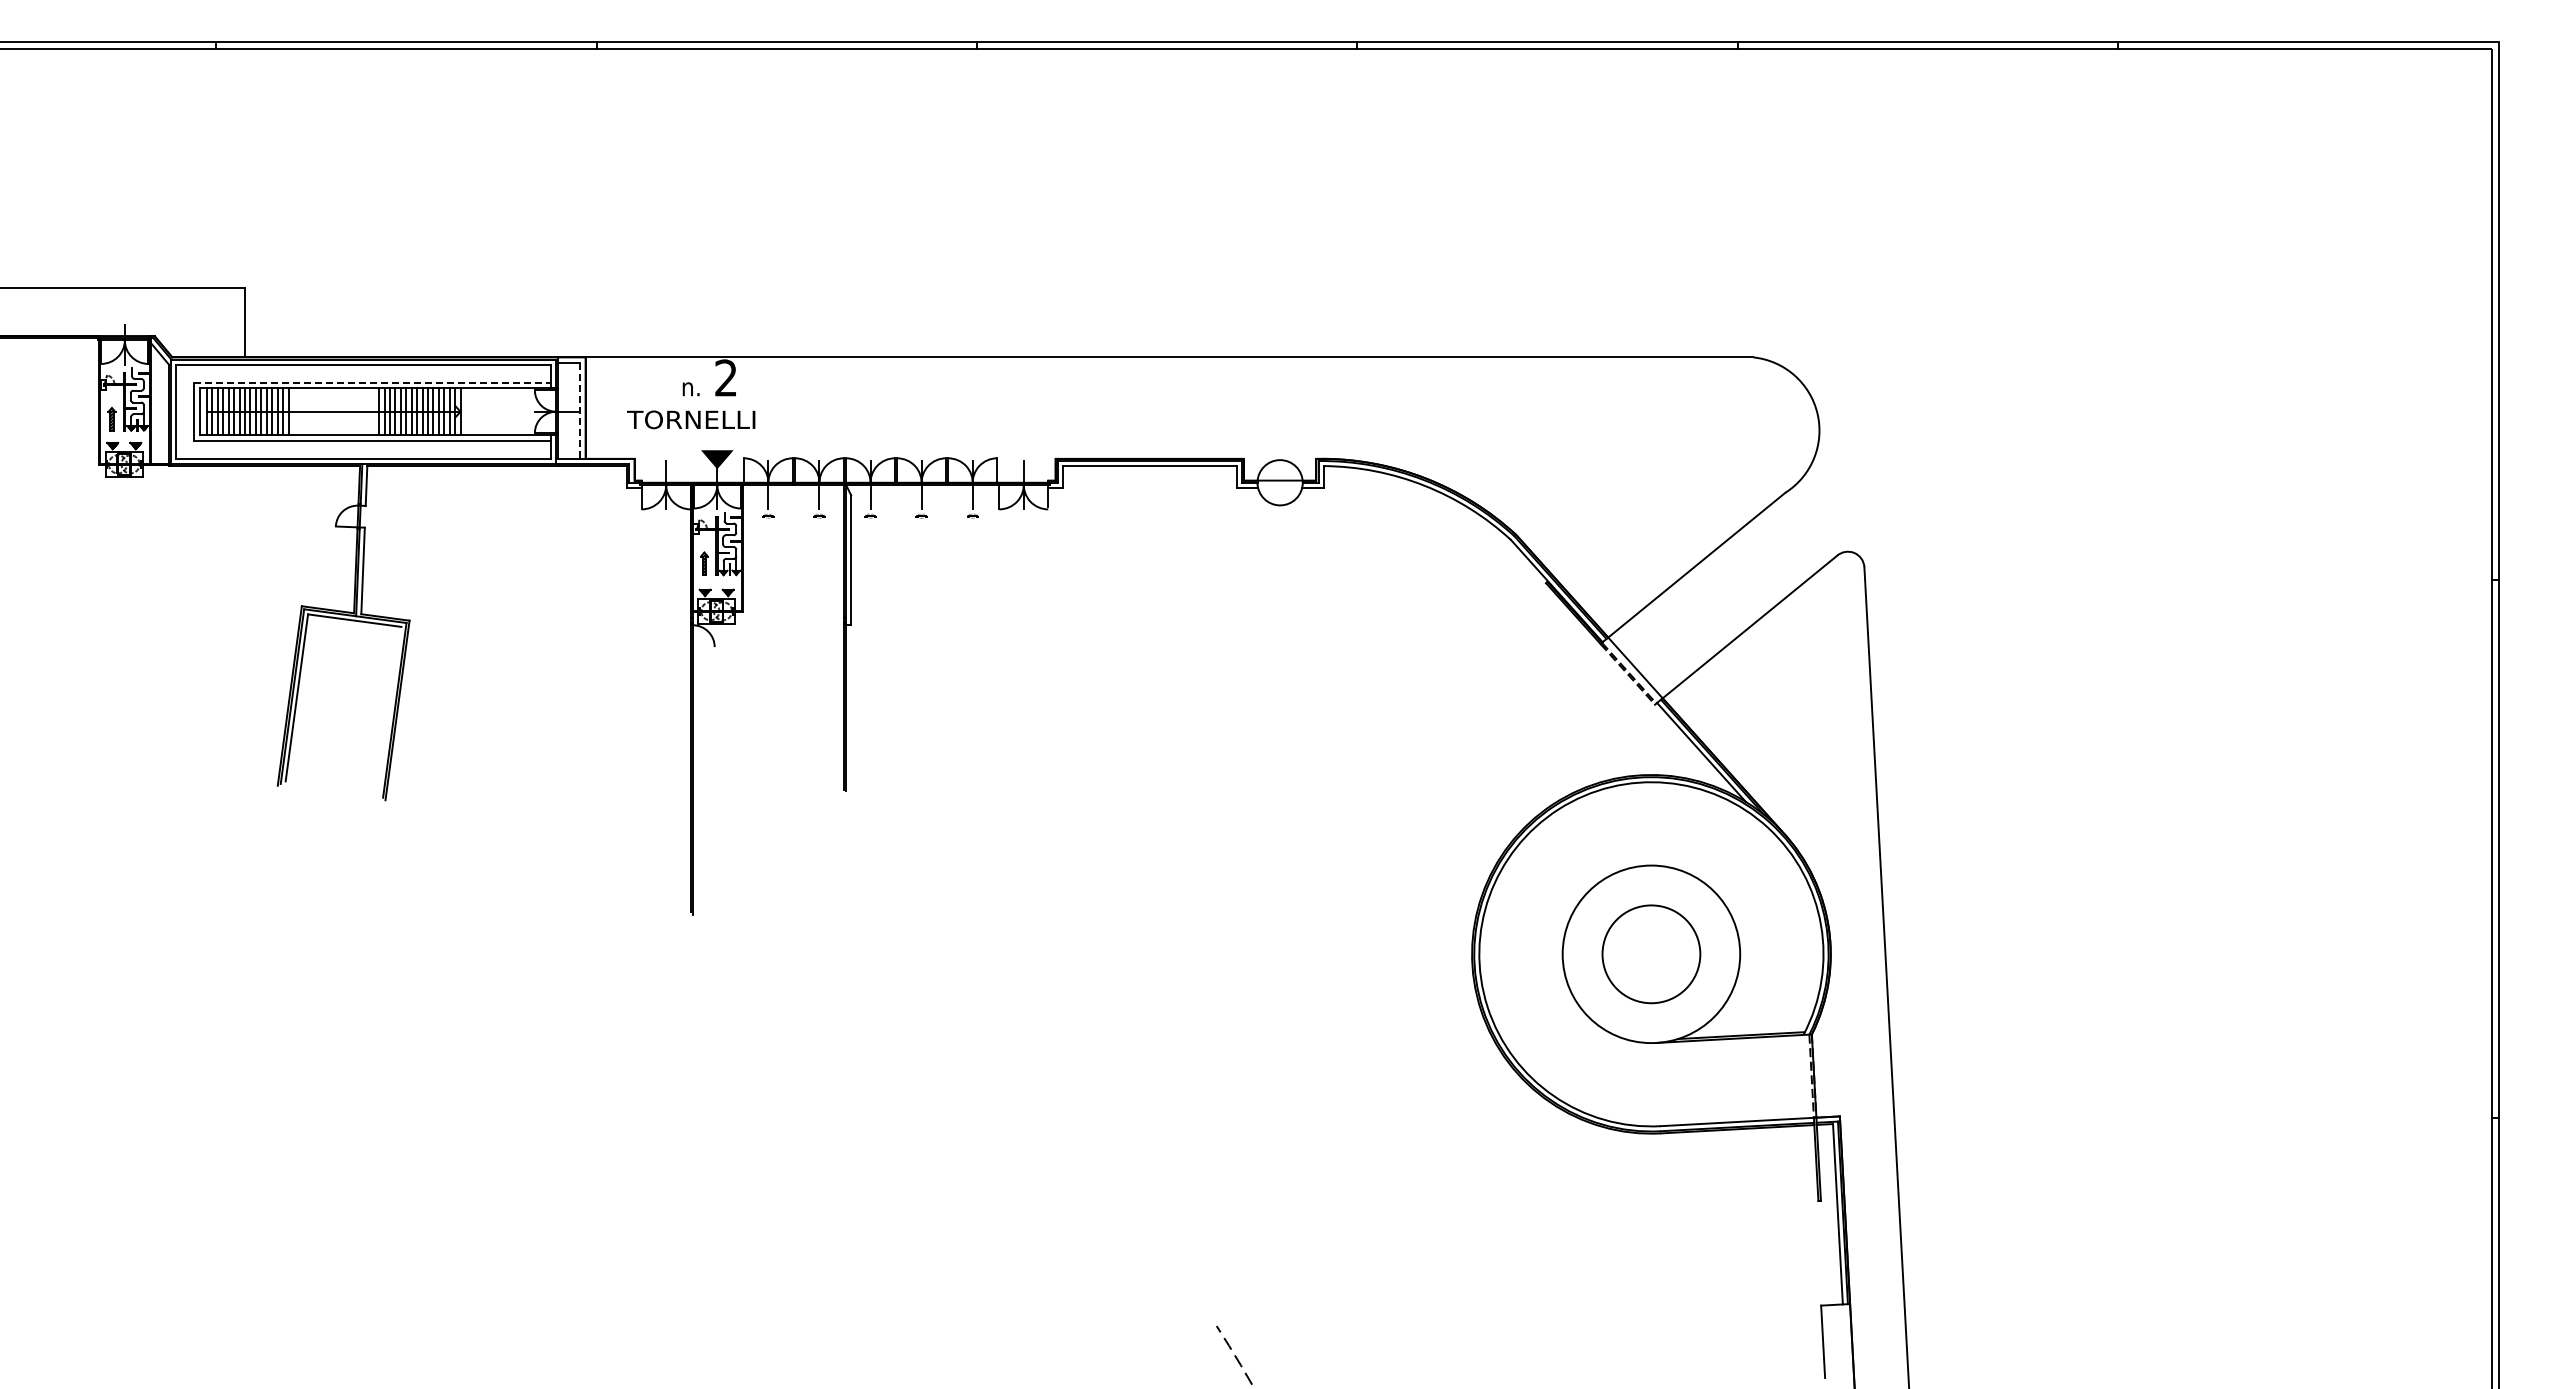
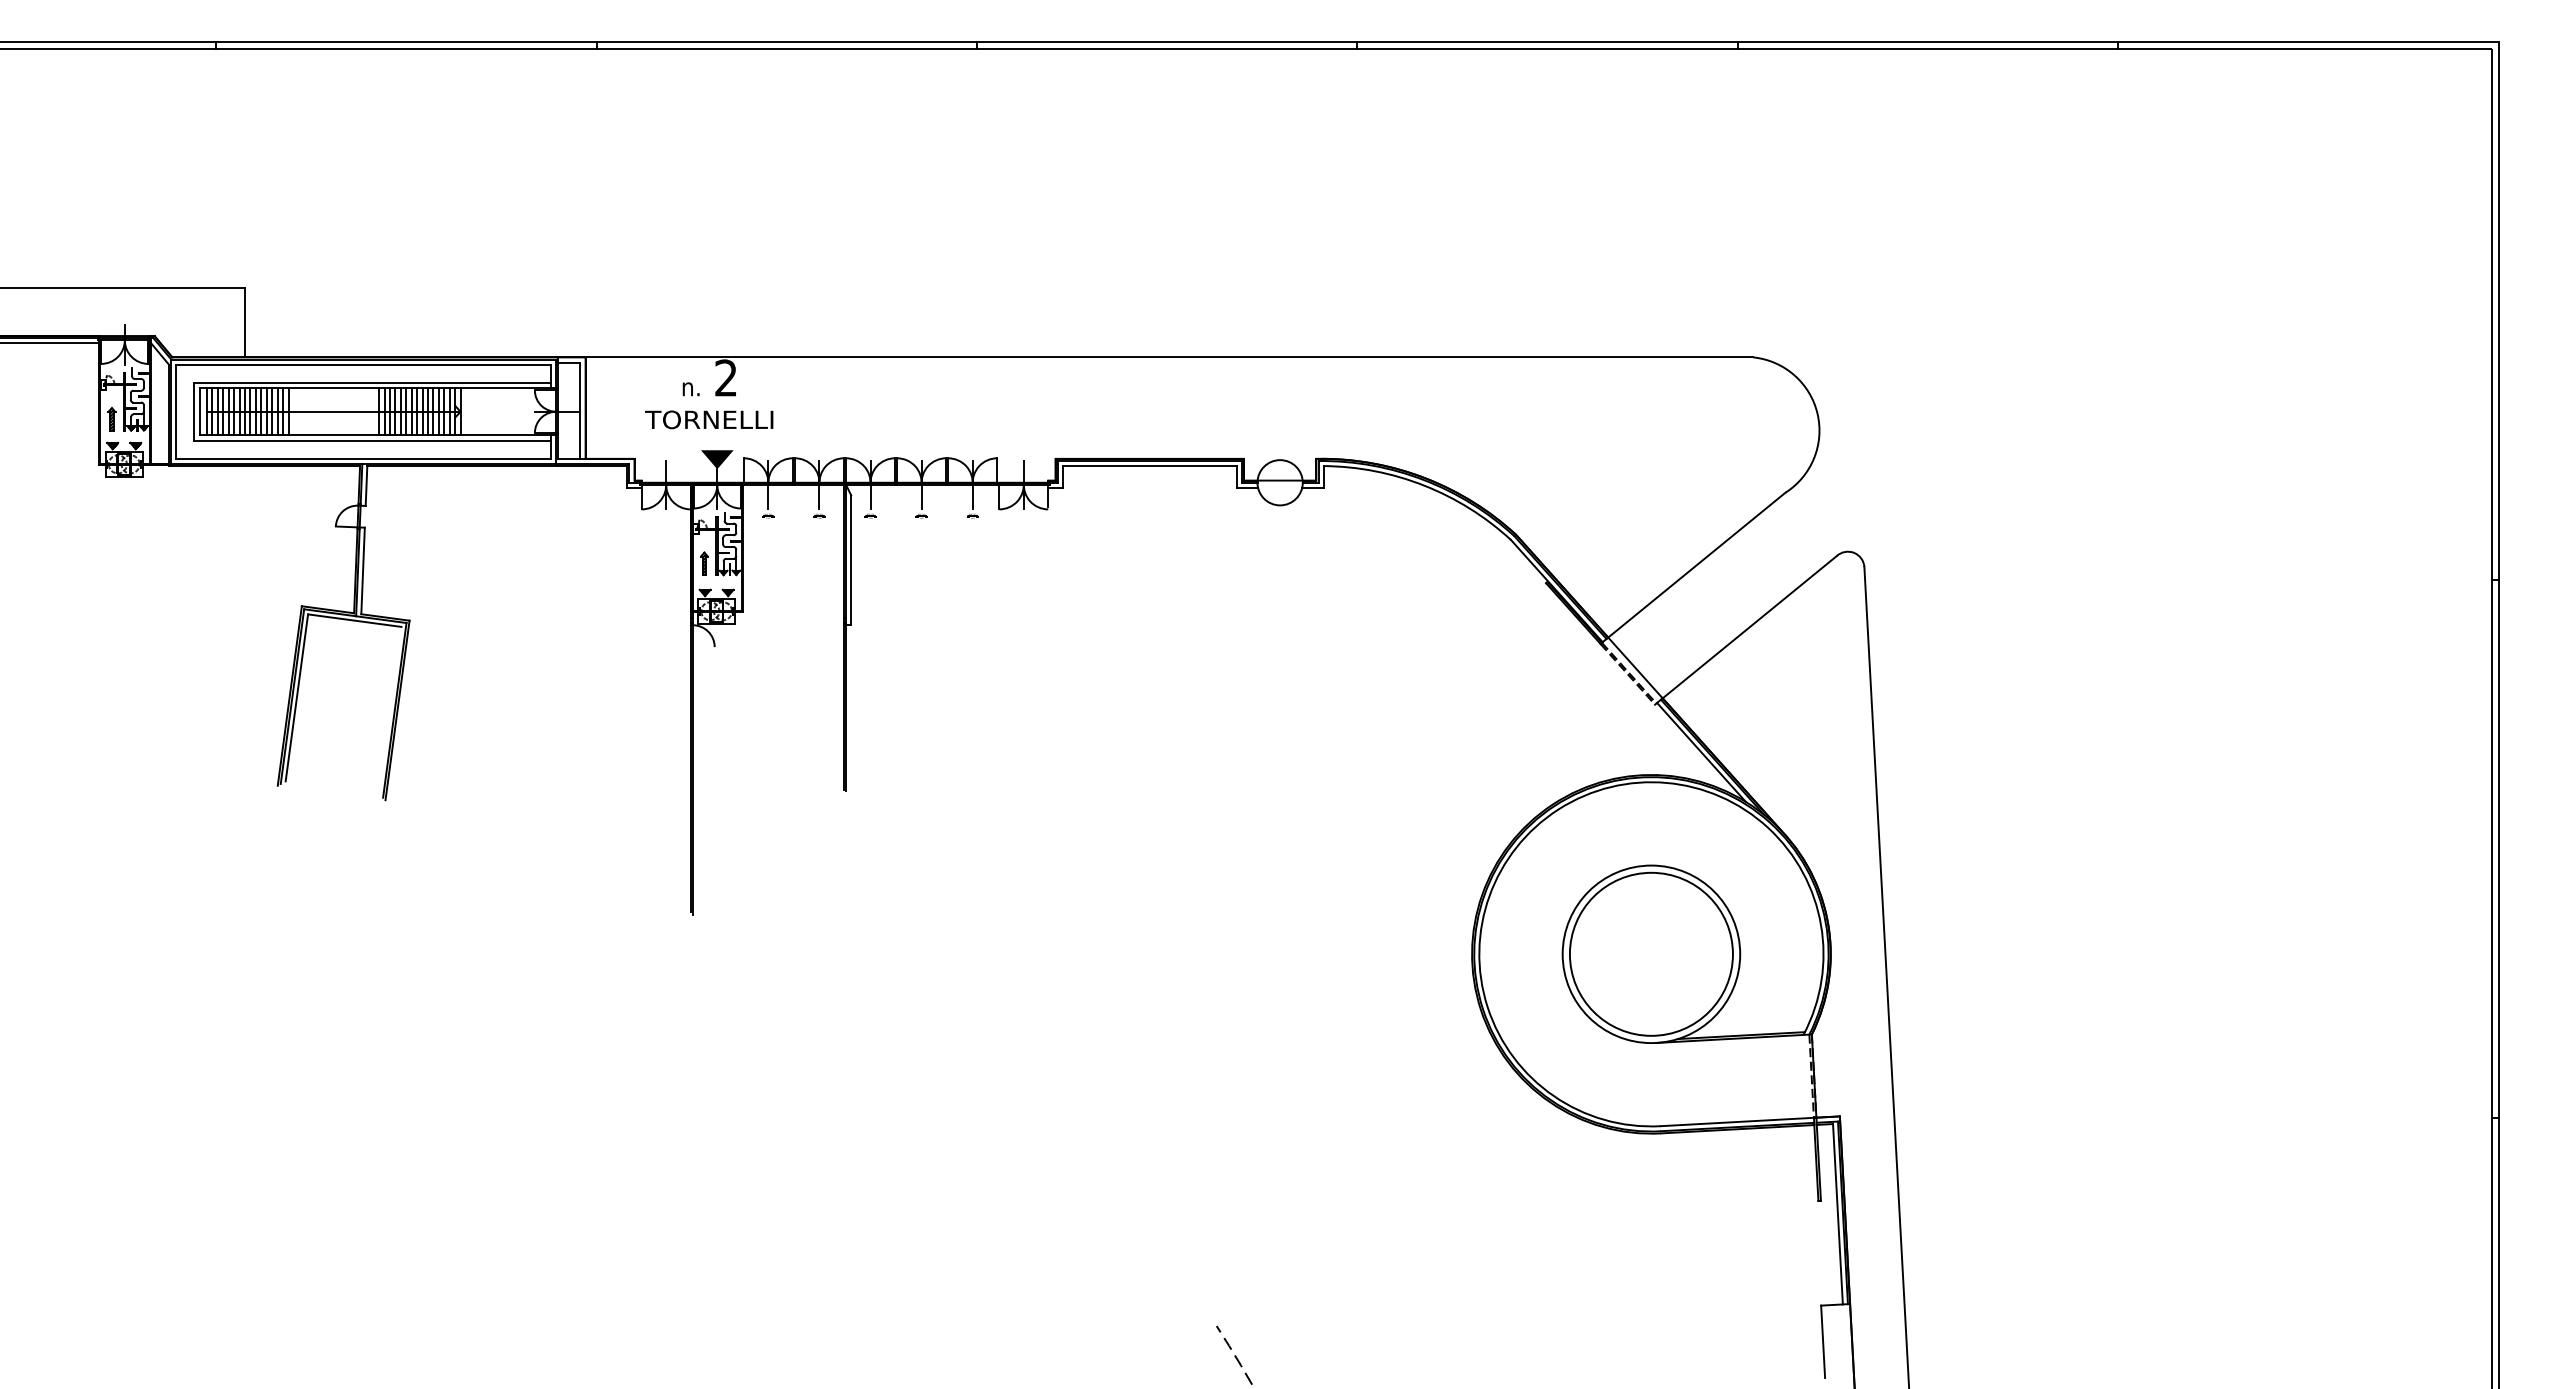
line: none -> present (50, 343)
line: dashed -> solid (373, 382)
line: dashed -> solid (580, 411)
text position: (691, 419) -> (709, 419) (709, 419)
circle diameter: 98 px -> 163 px (1650, 953)
